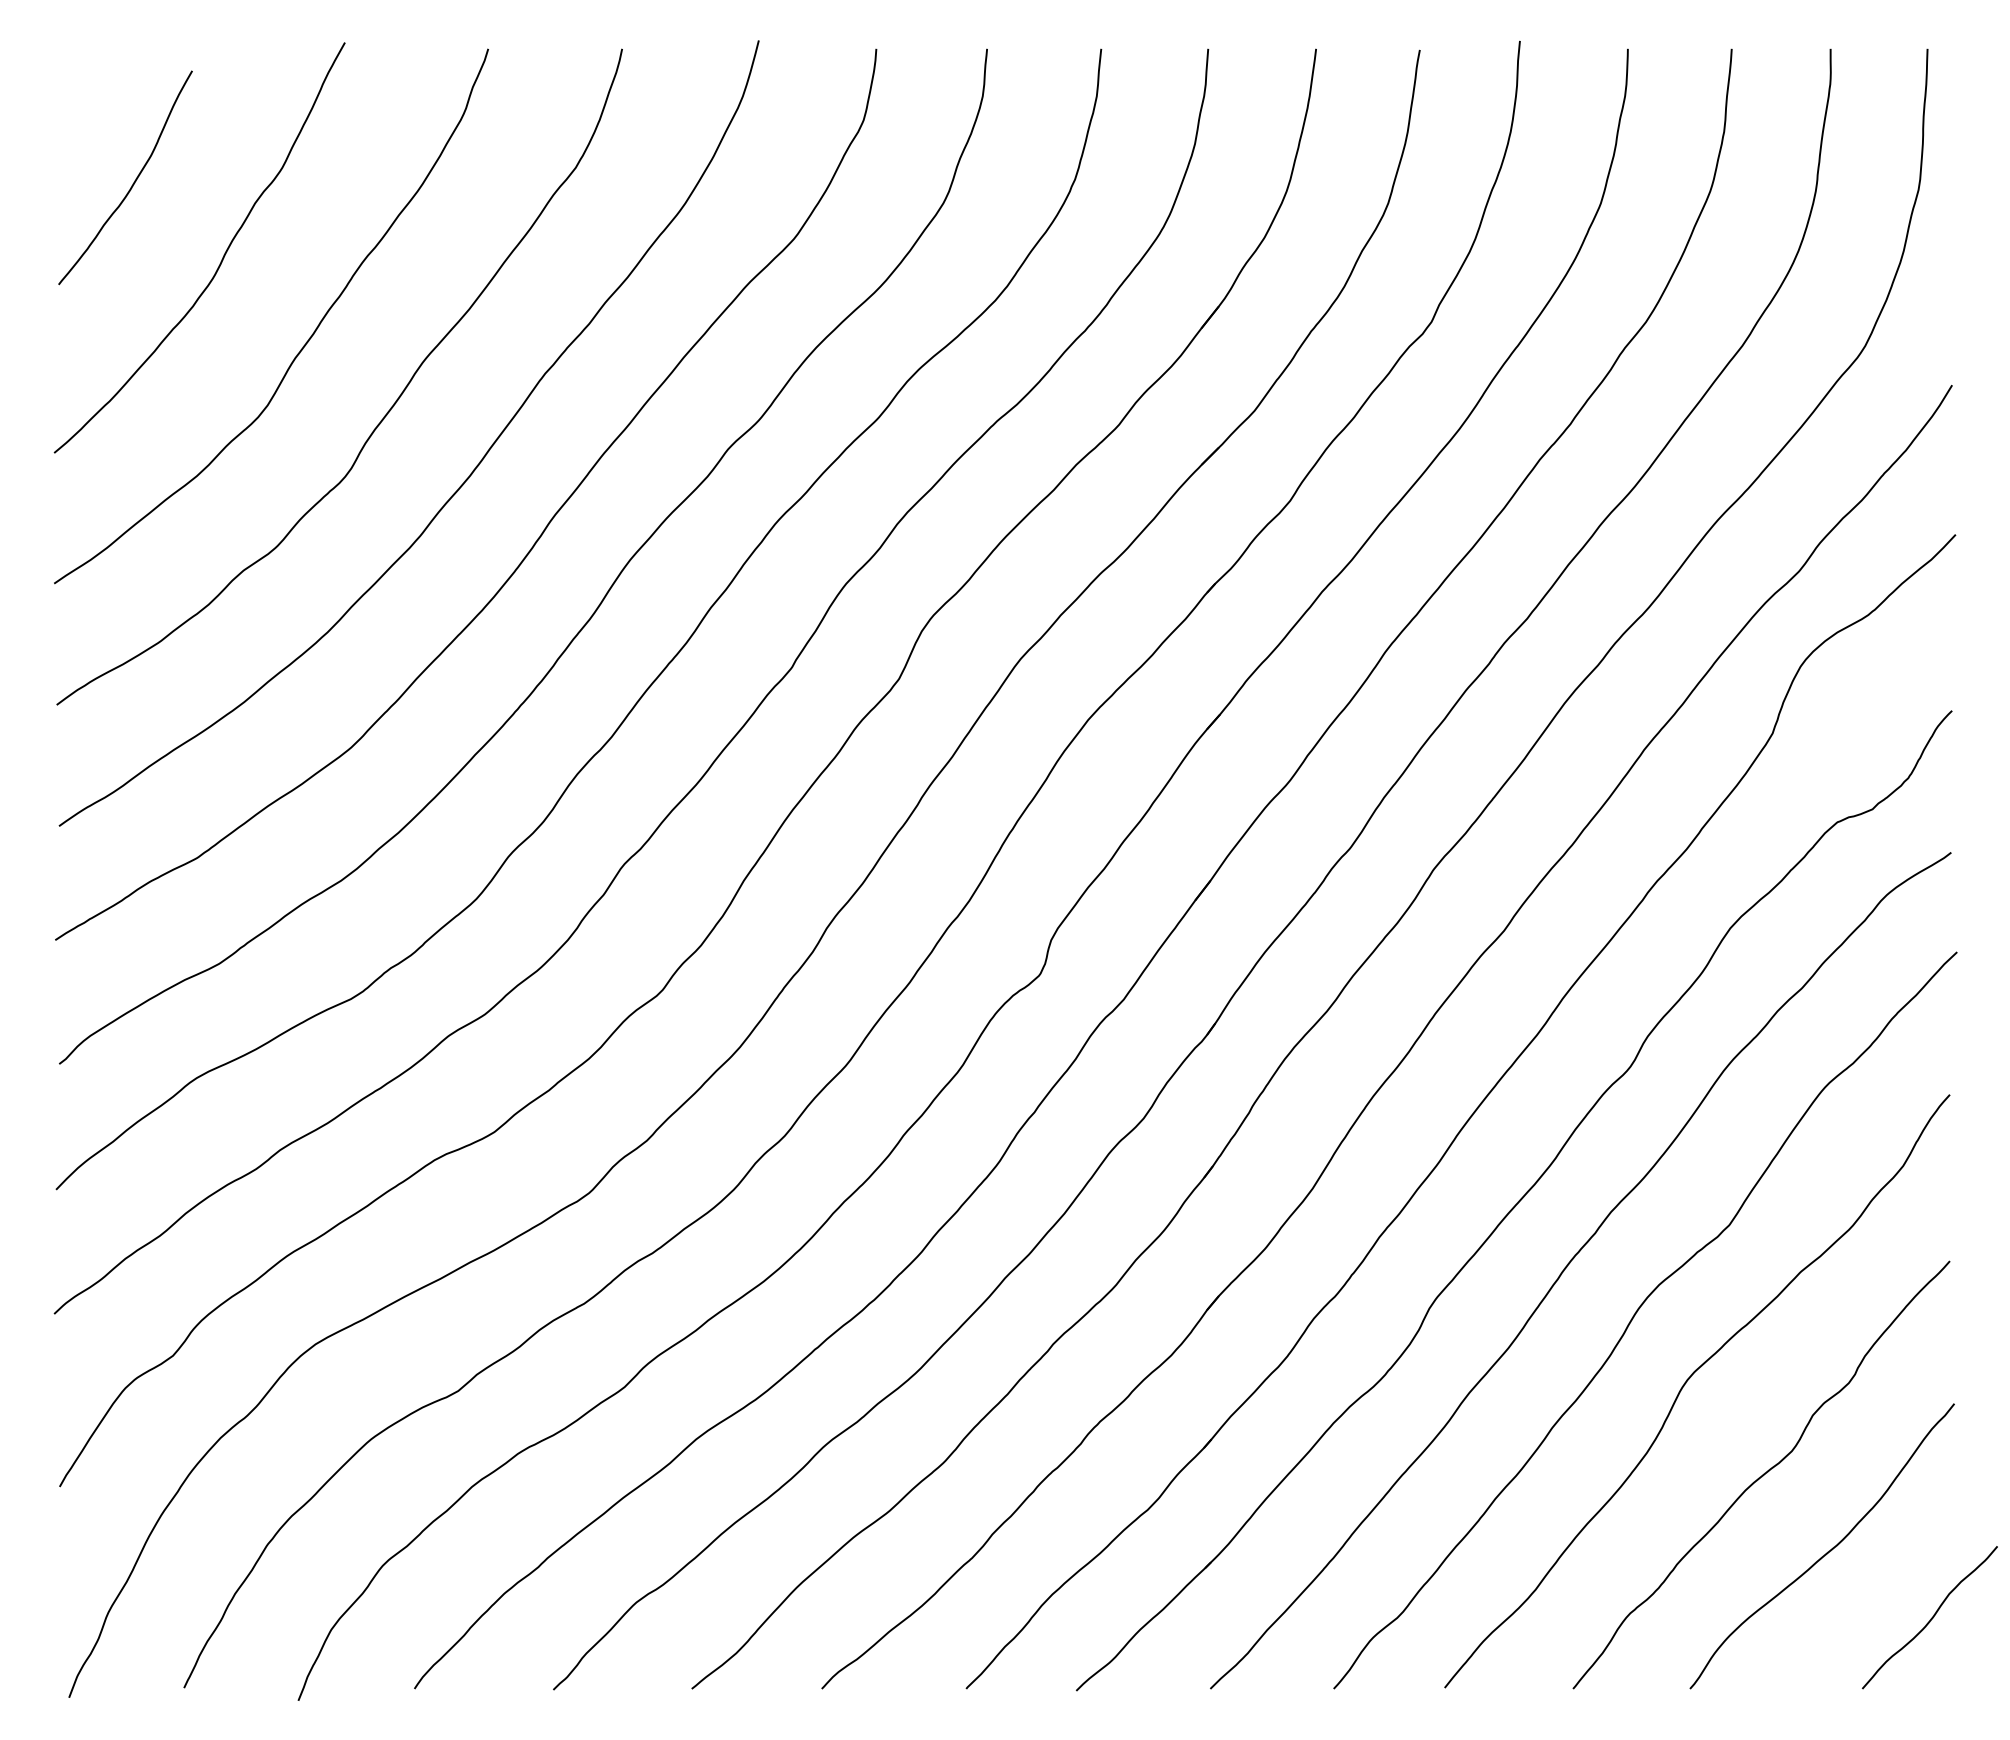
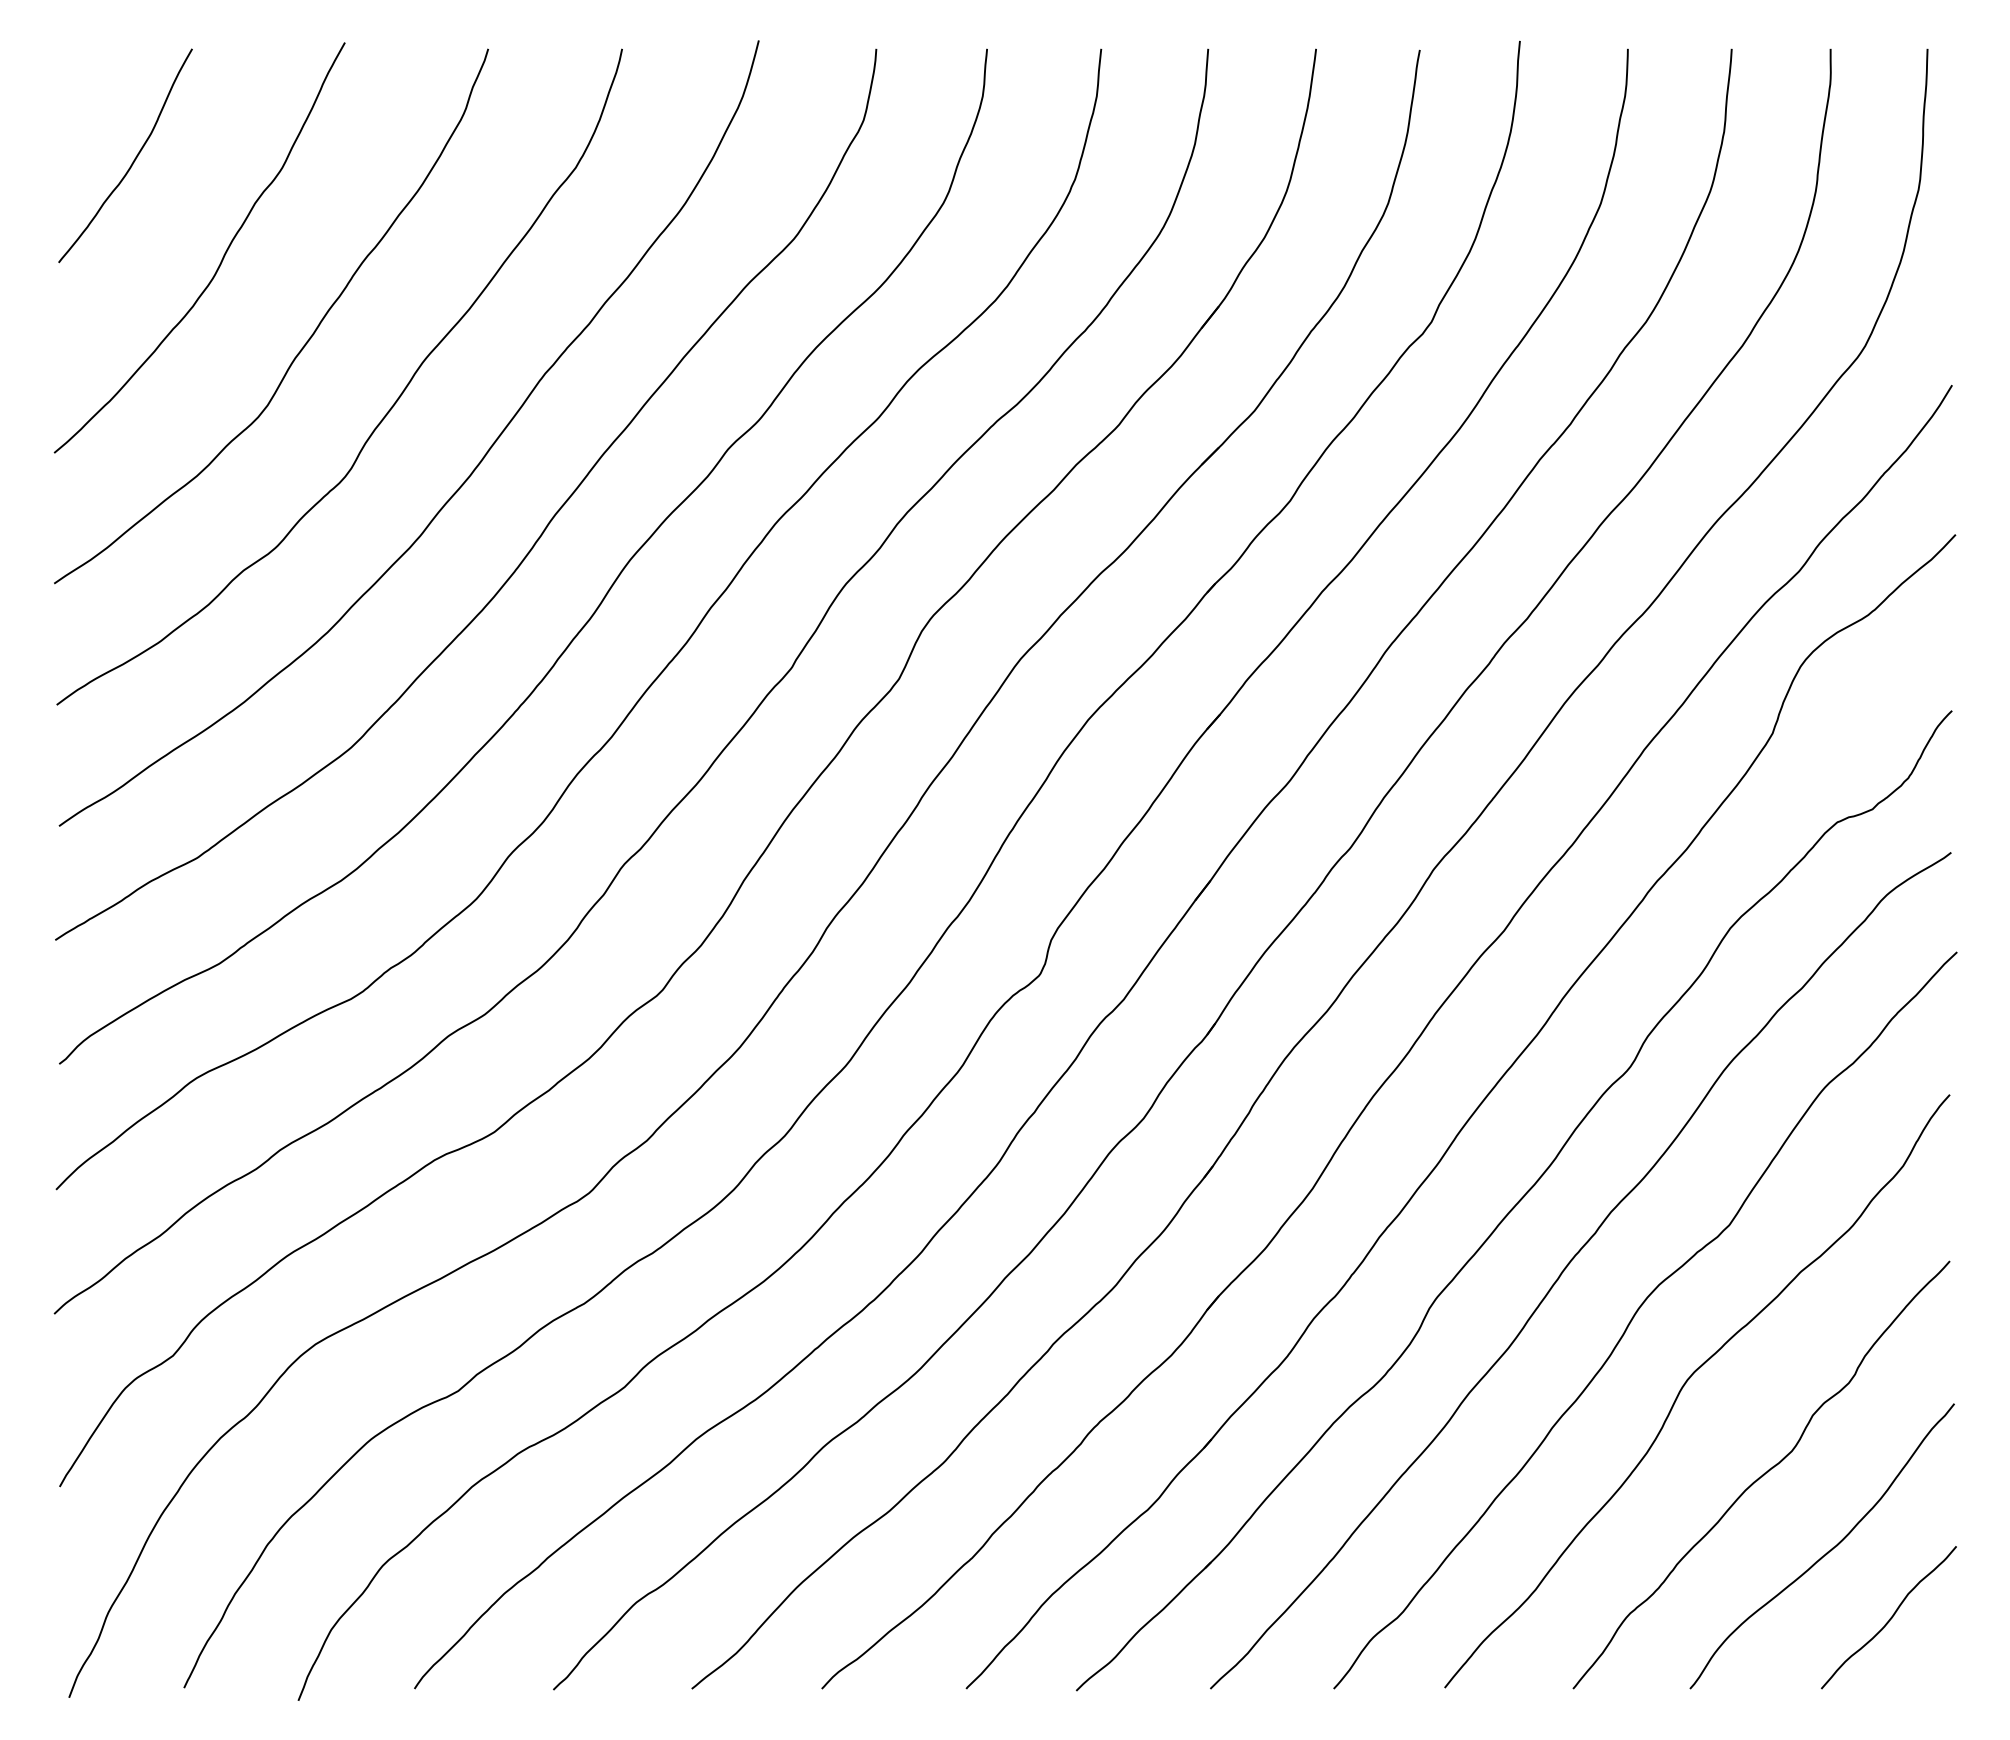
curve position: (132, 183) -> (132, 161) (132, 161)
curve position: (1930, 1618) -> (1889, 1618) (1889, 1618)
